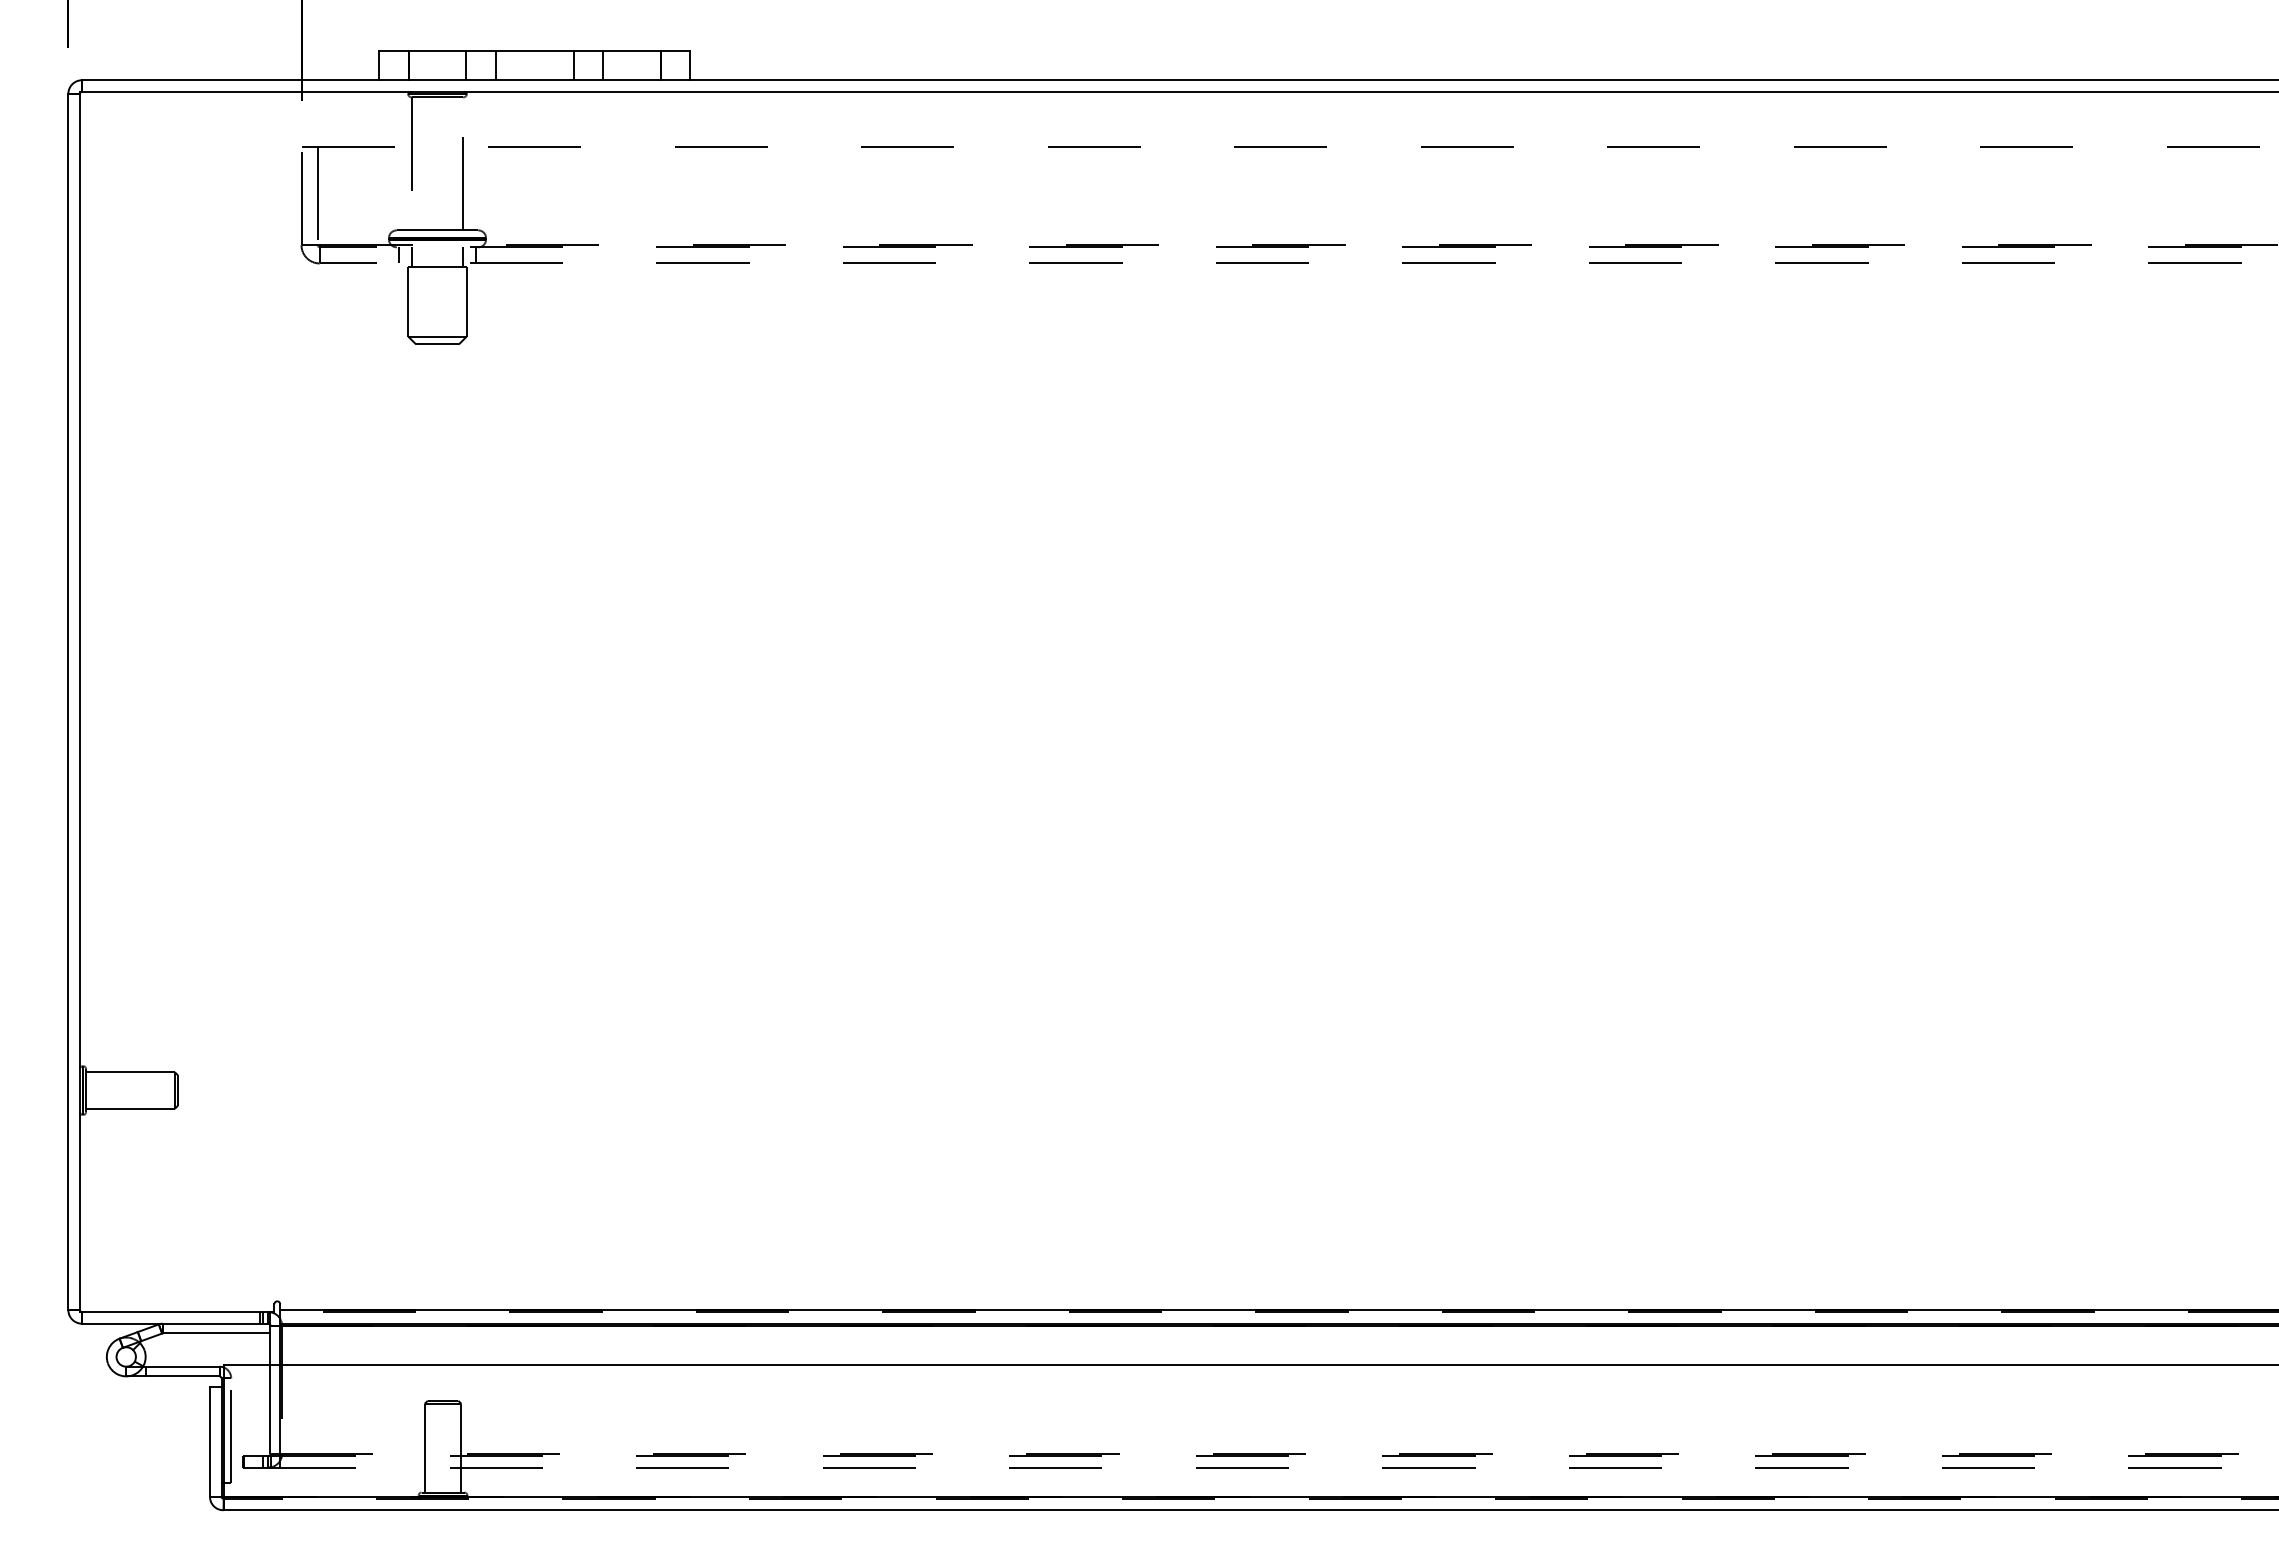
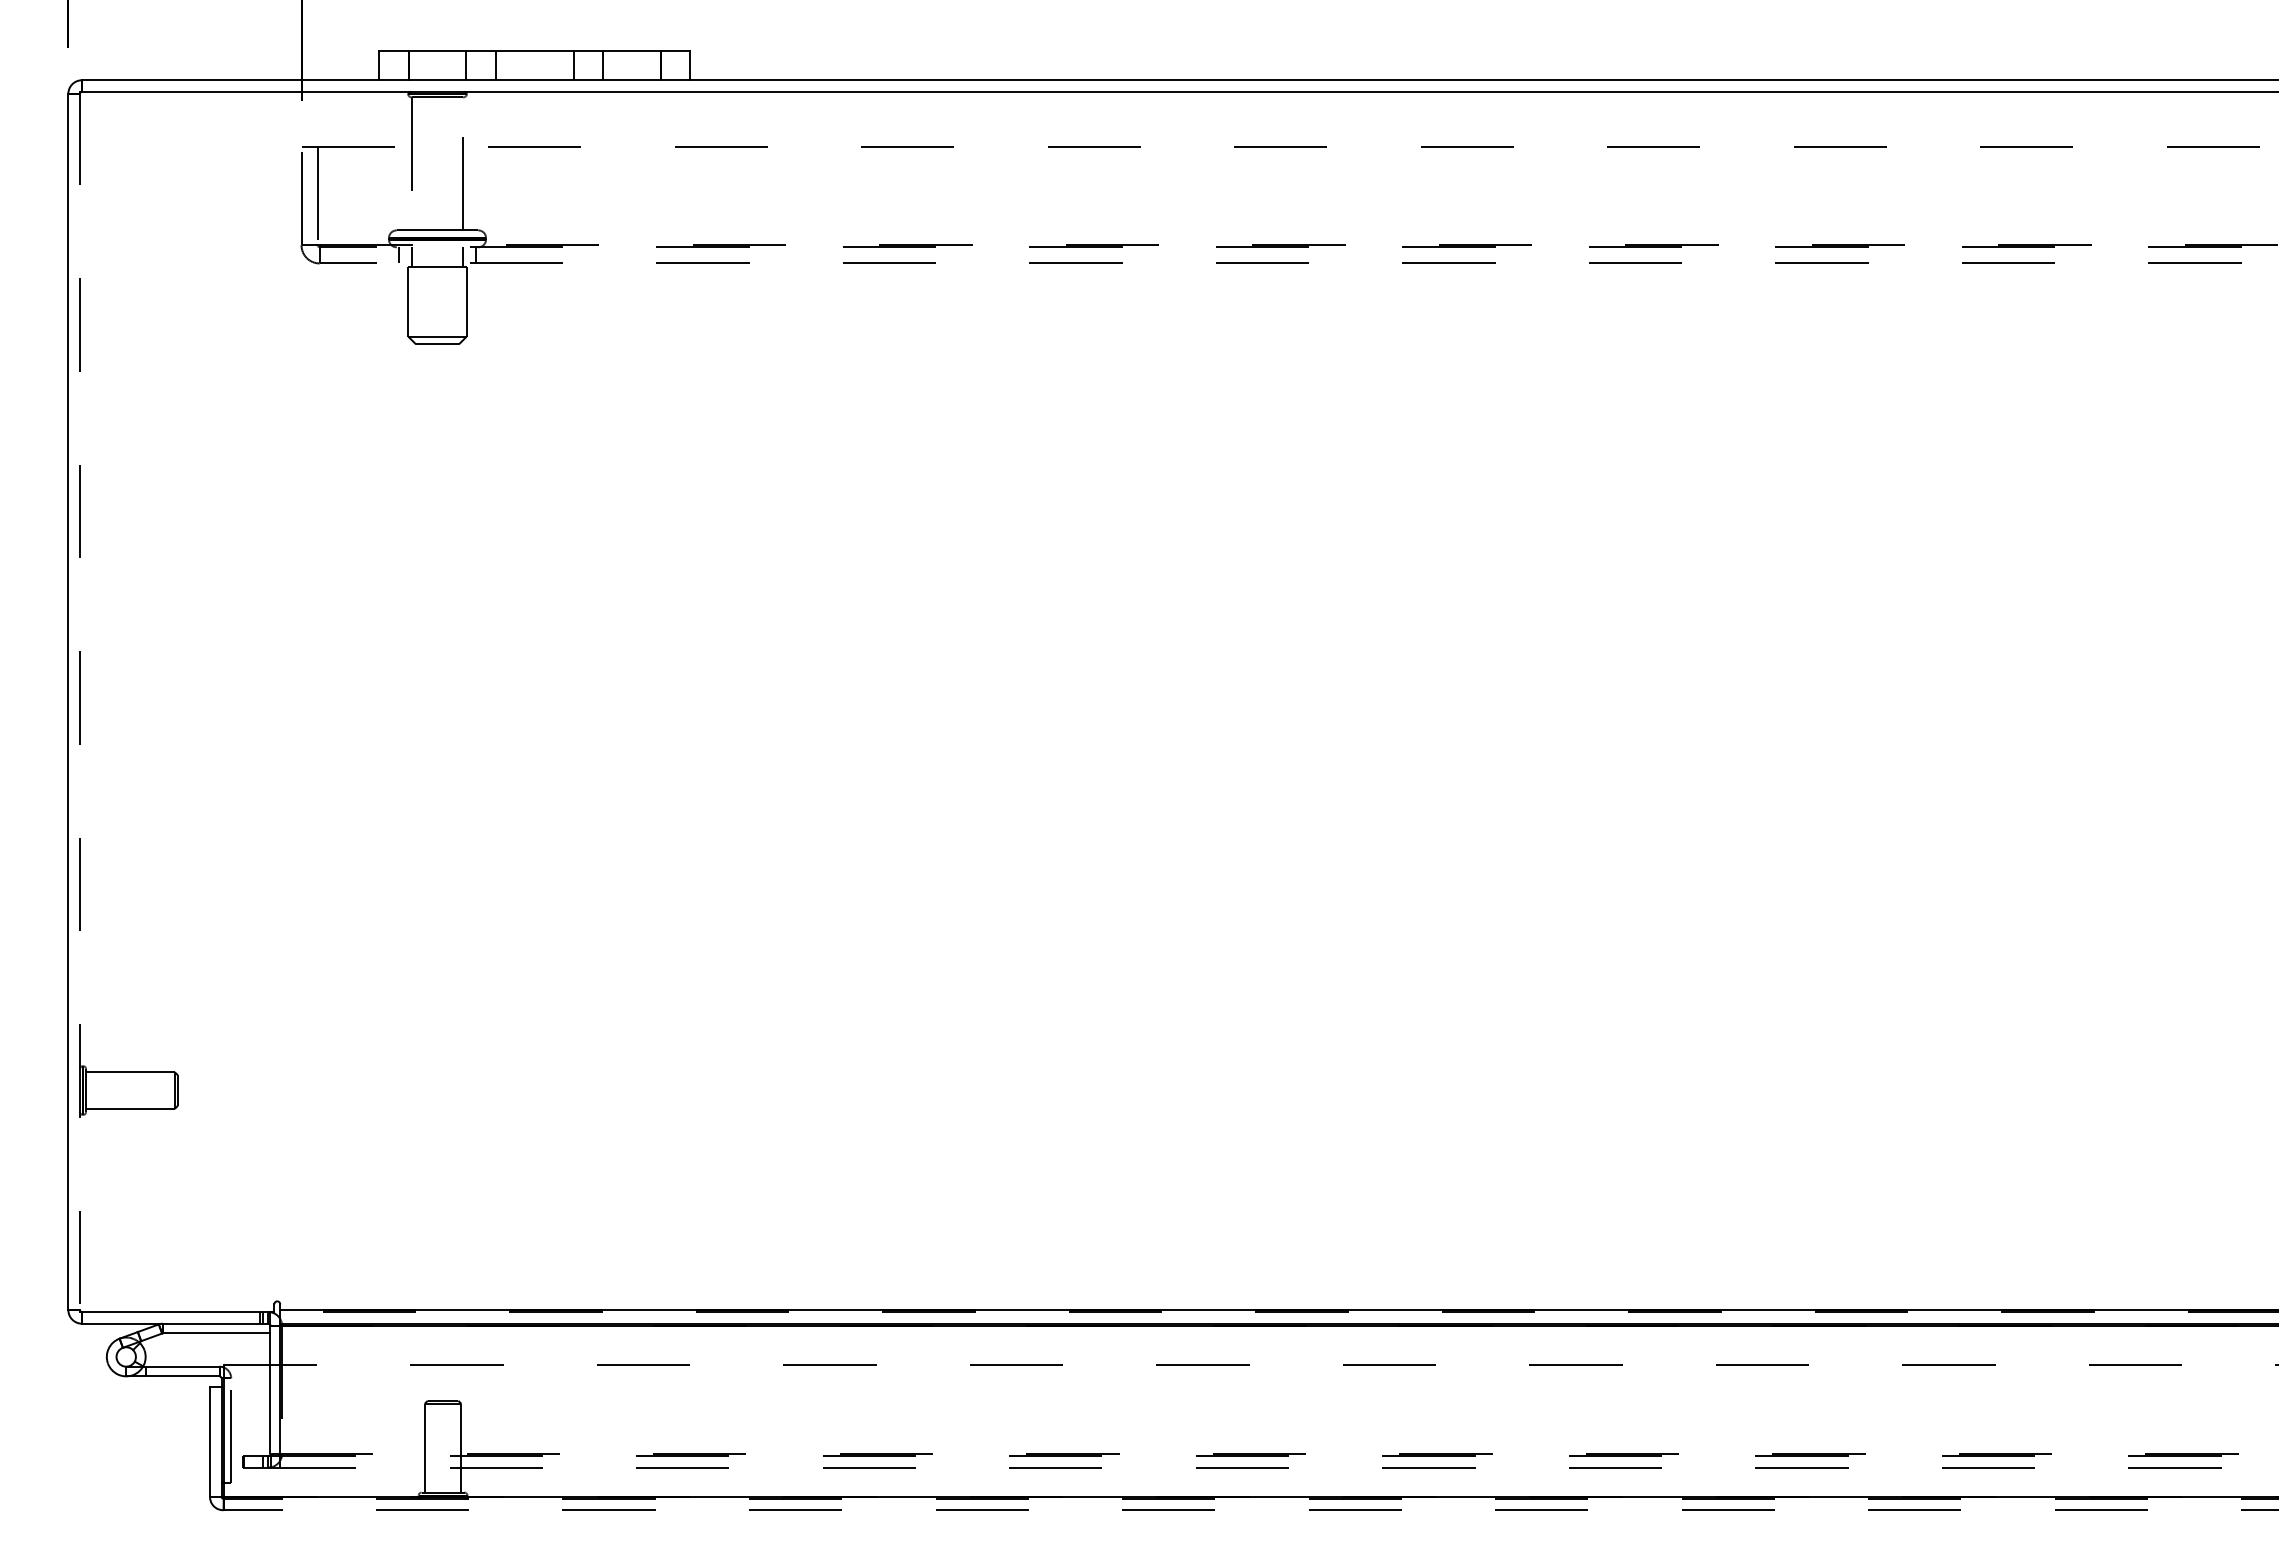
line: solid -> dashed (79, 702)
line: solid -> dashed (1251, 1364)
line: solid -> dashed (1250, 1510)
